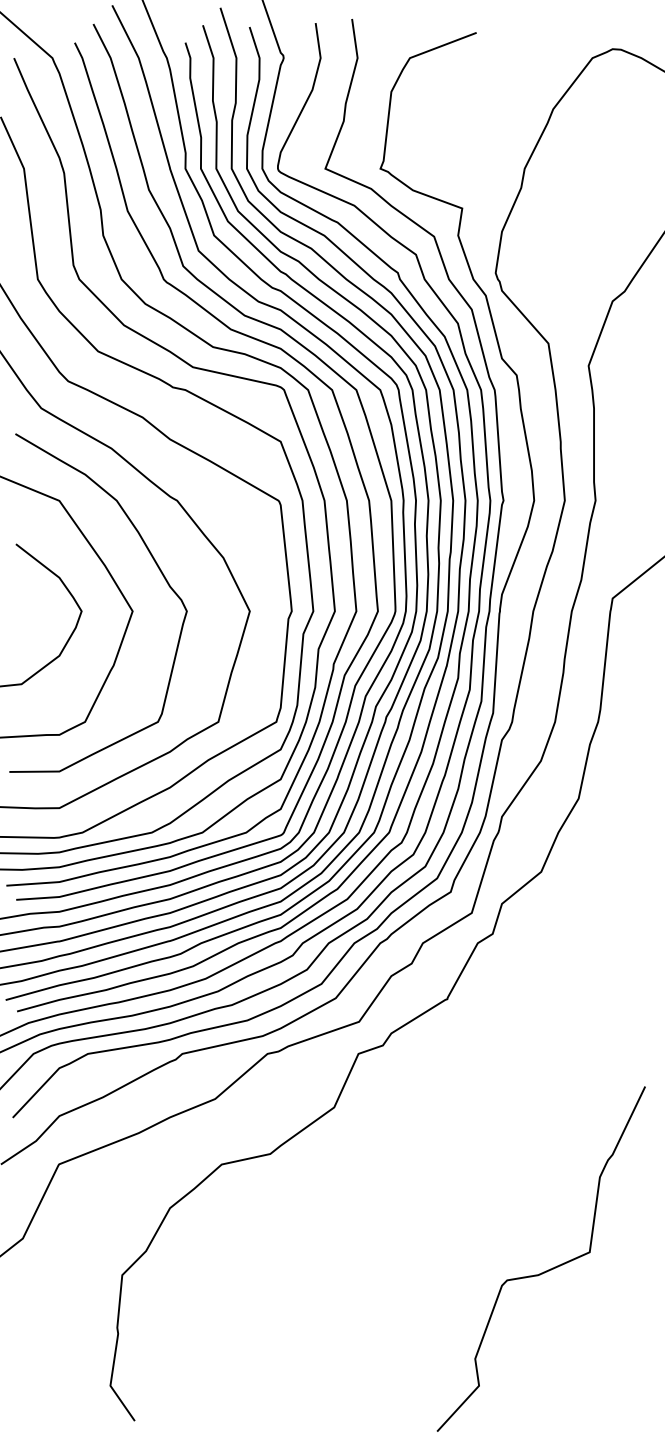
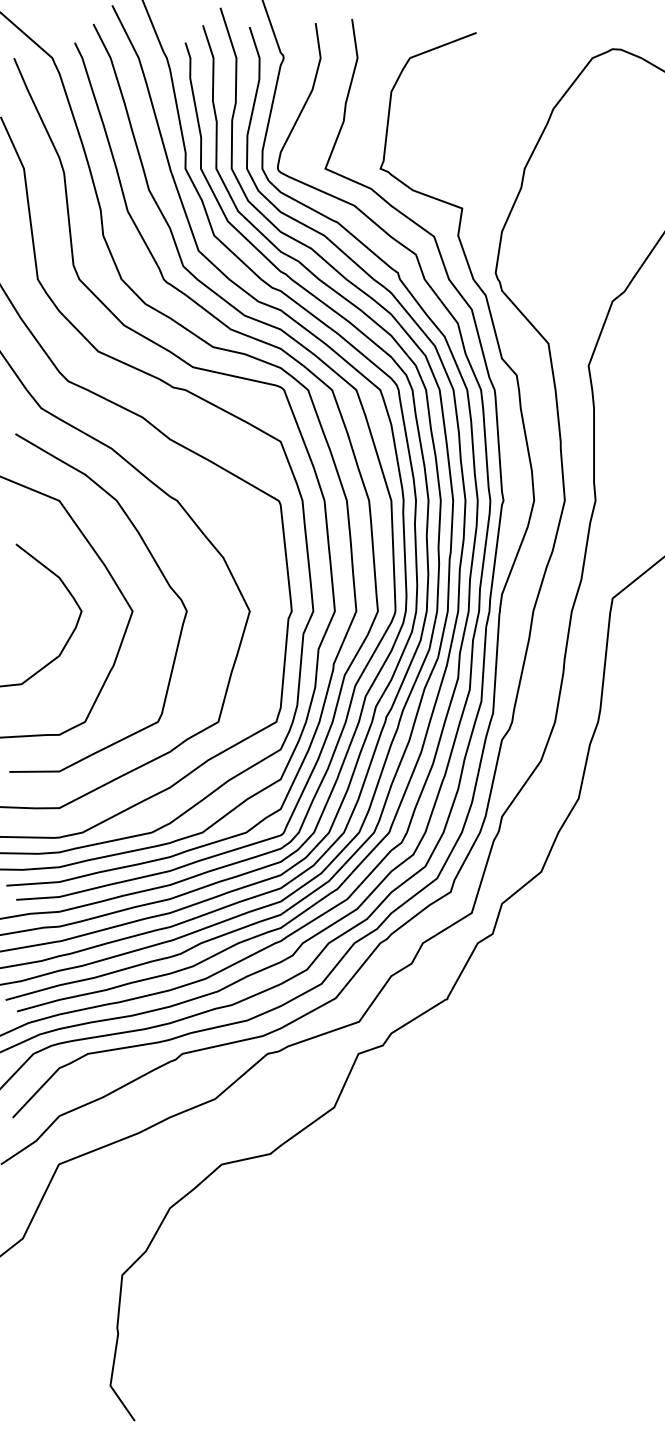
curve: present -> none (543, 1271)
